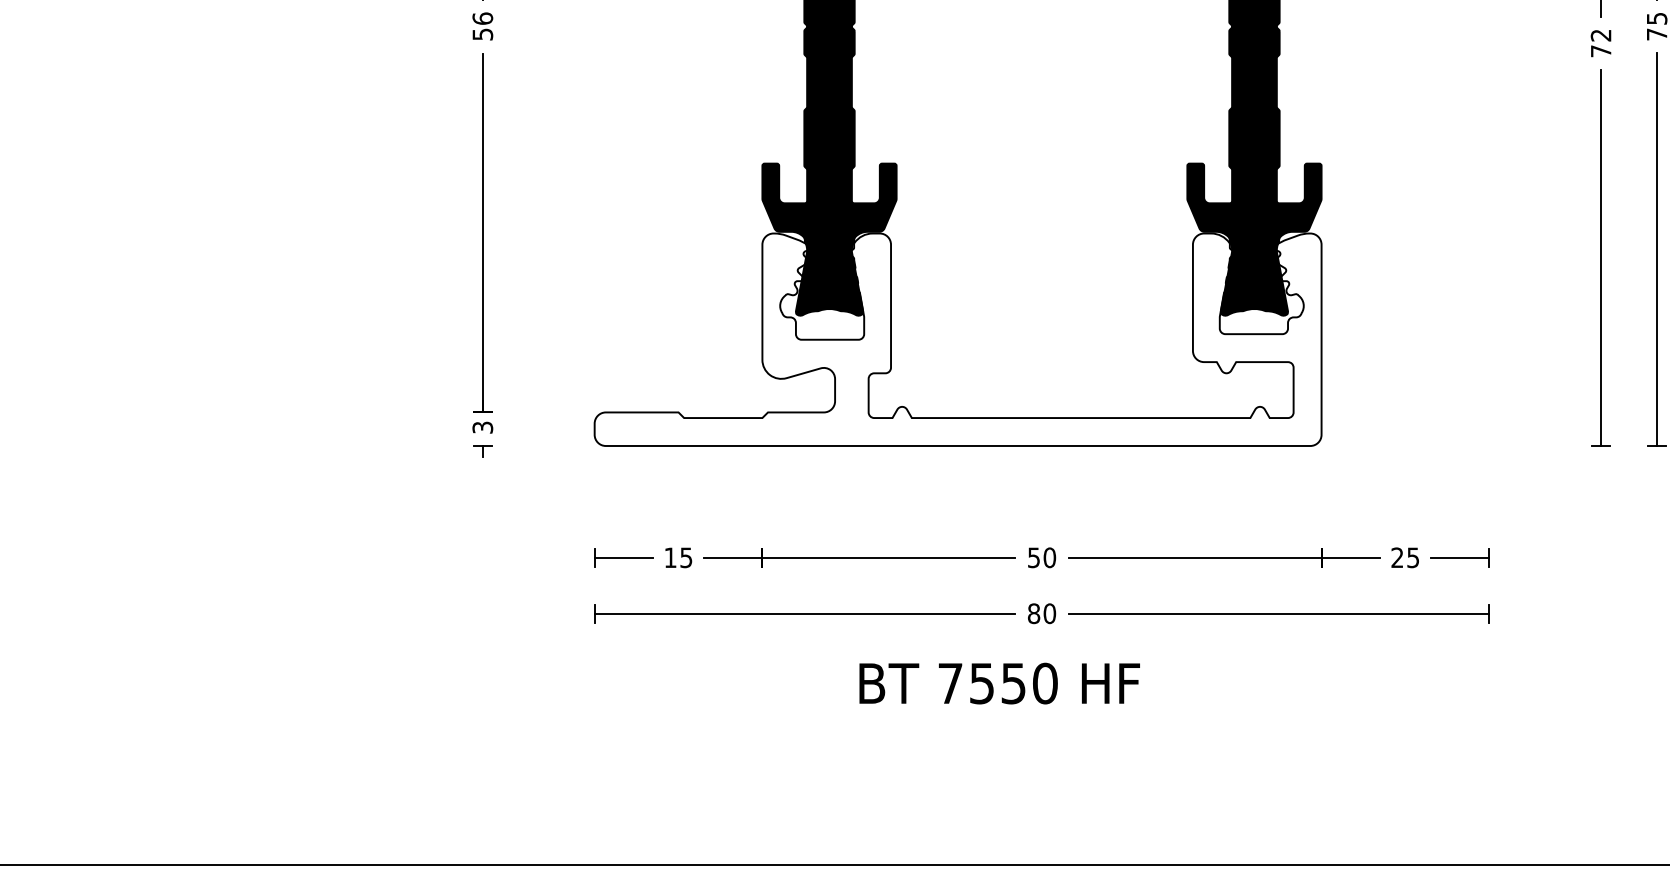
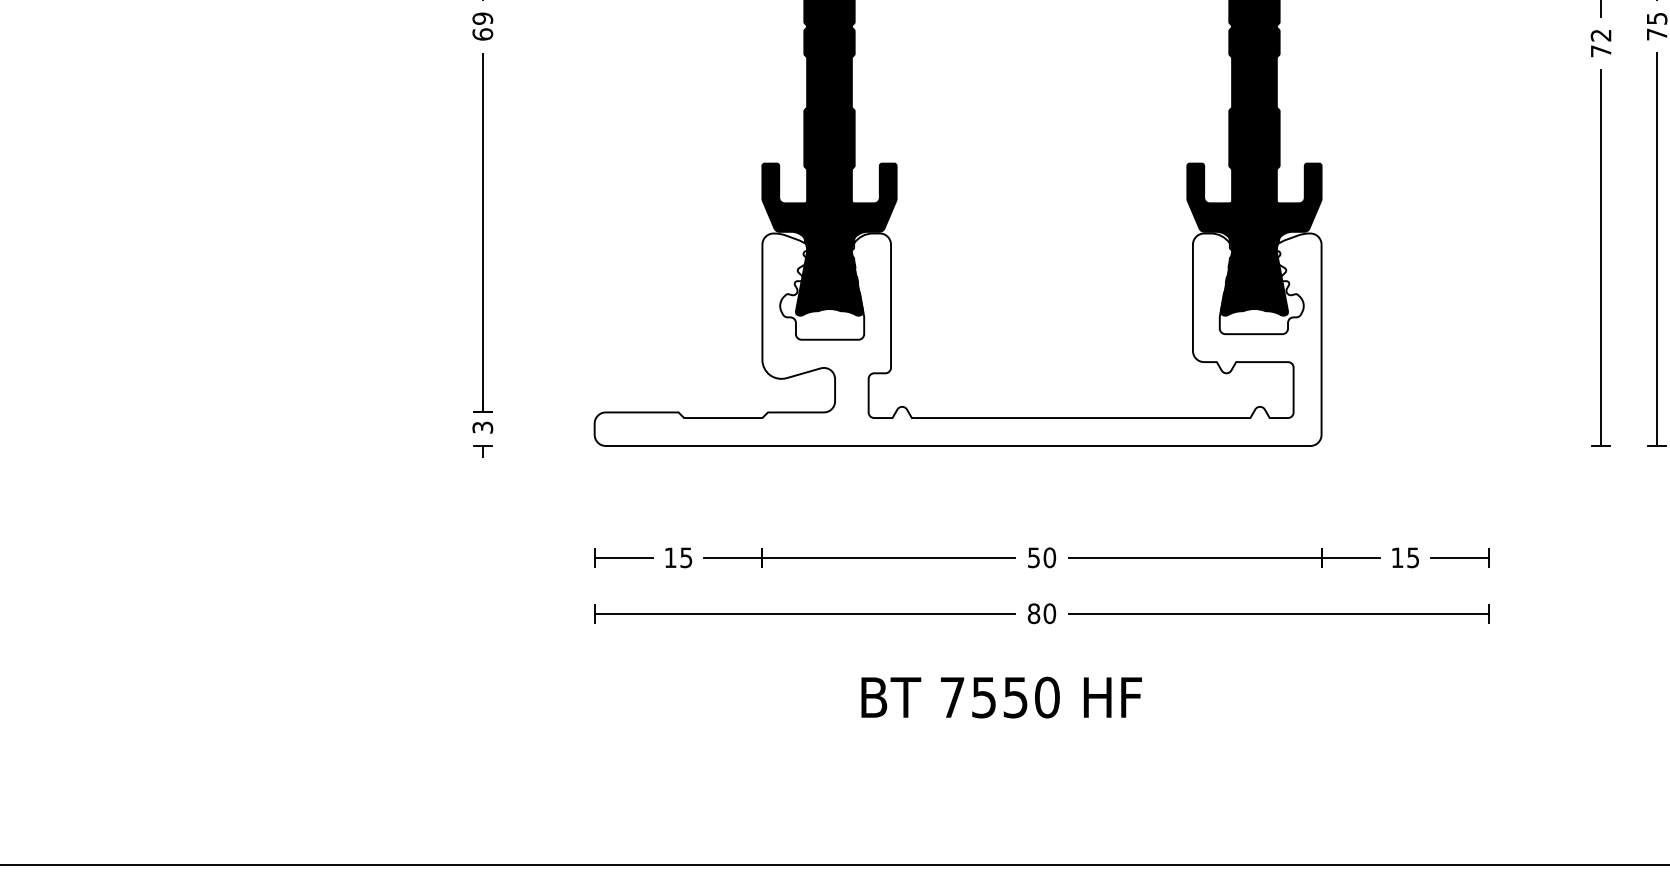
text: 56 -> 69 (482, 26)
text: 25 -> 15 (1397, 557)
text position: (999, 683) -> (1001, 697) (1001, 697)
